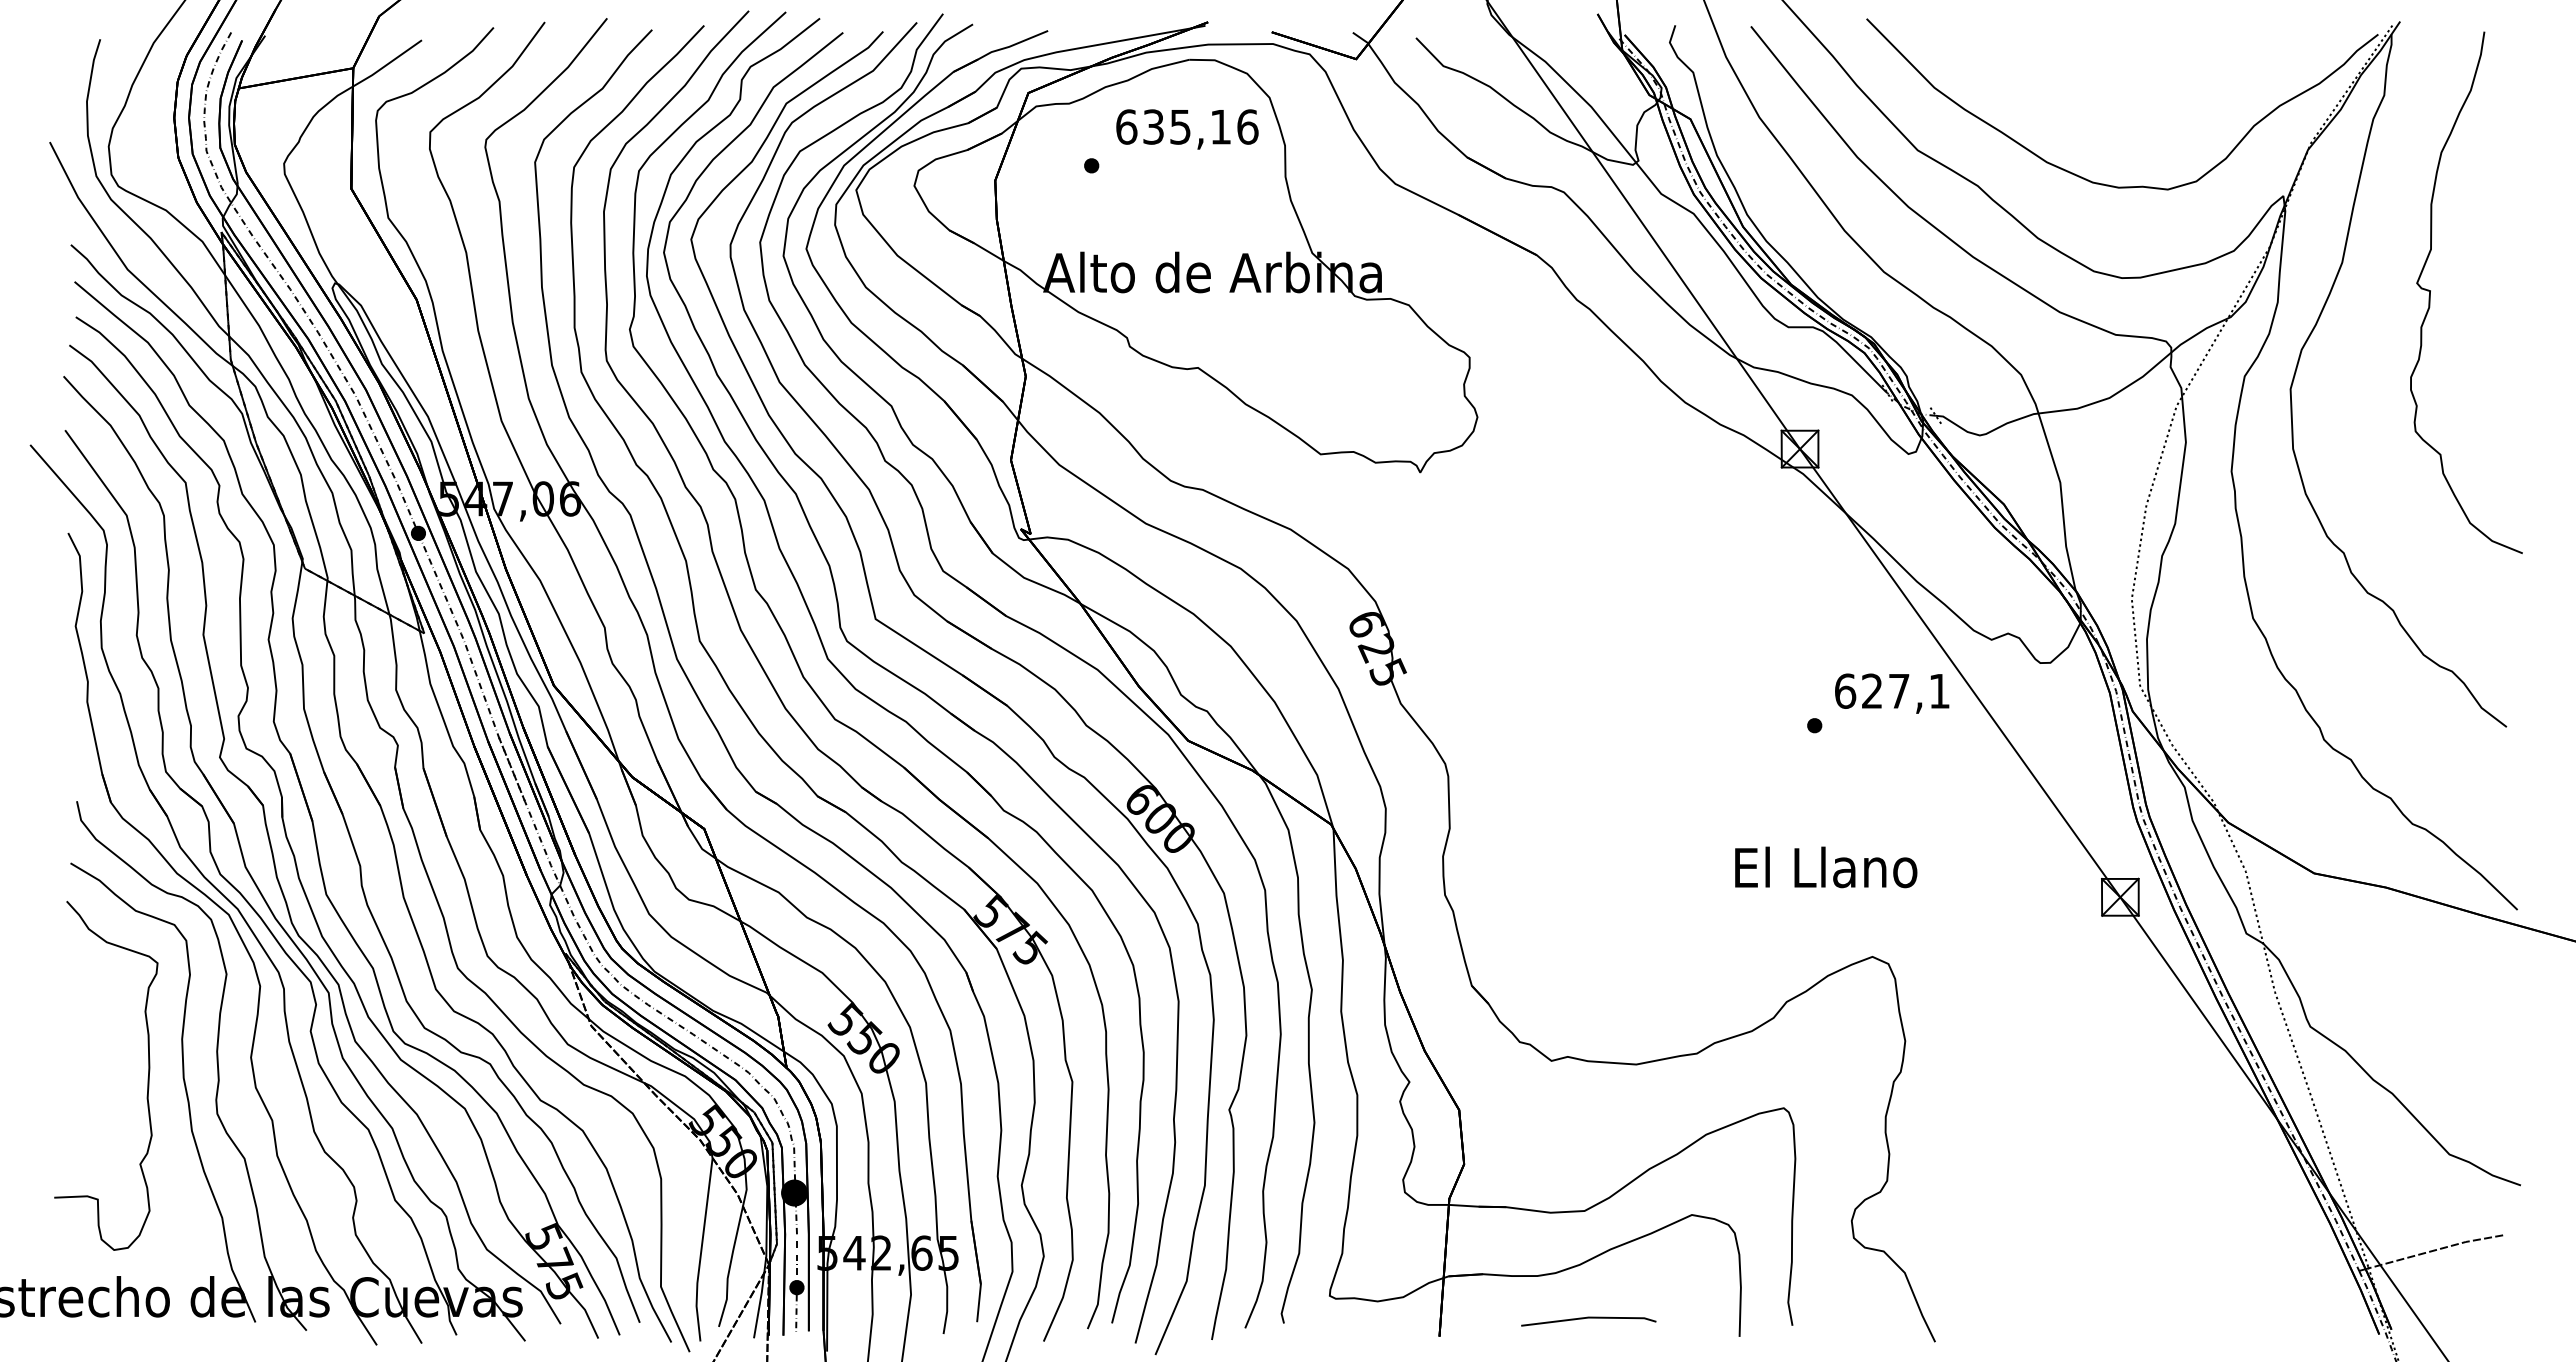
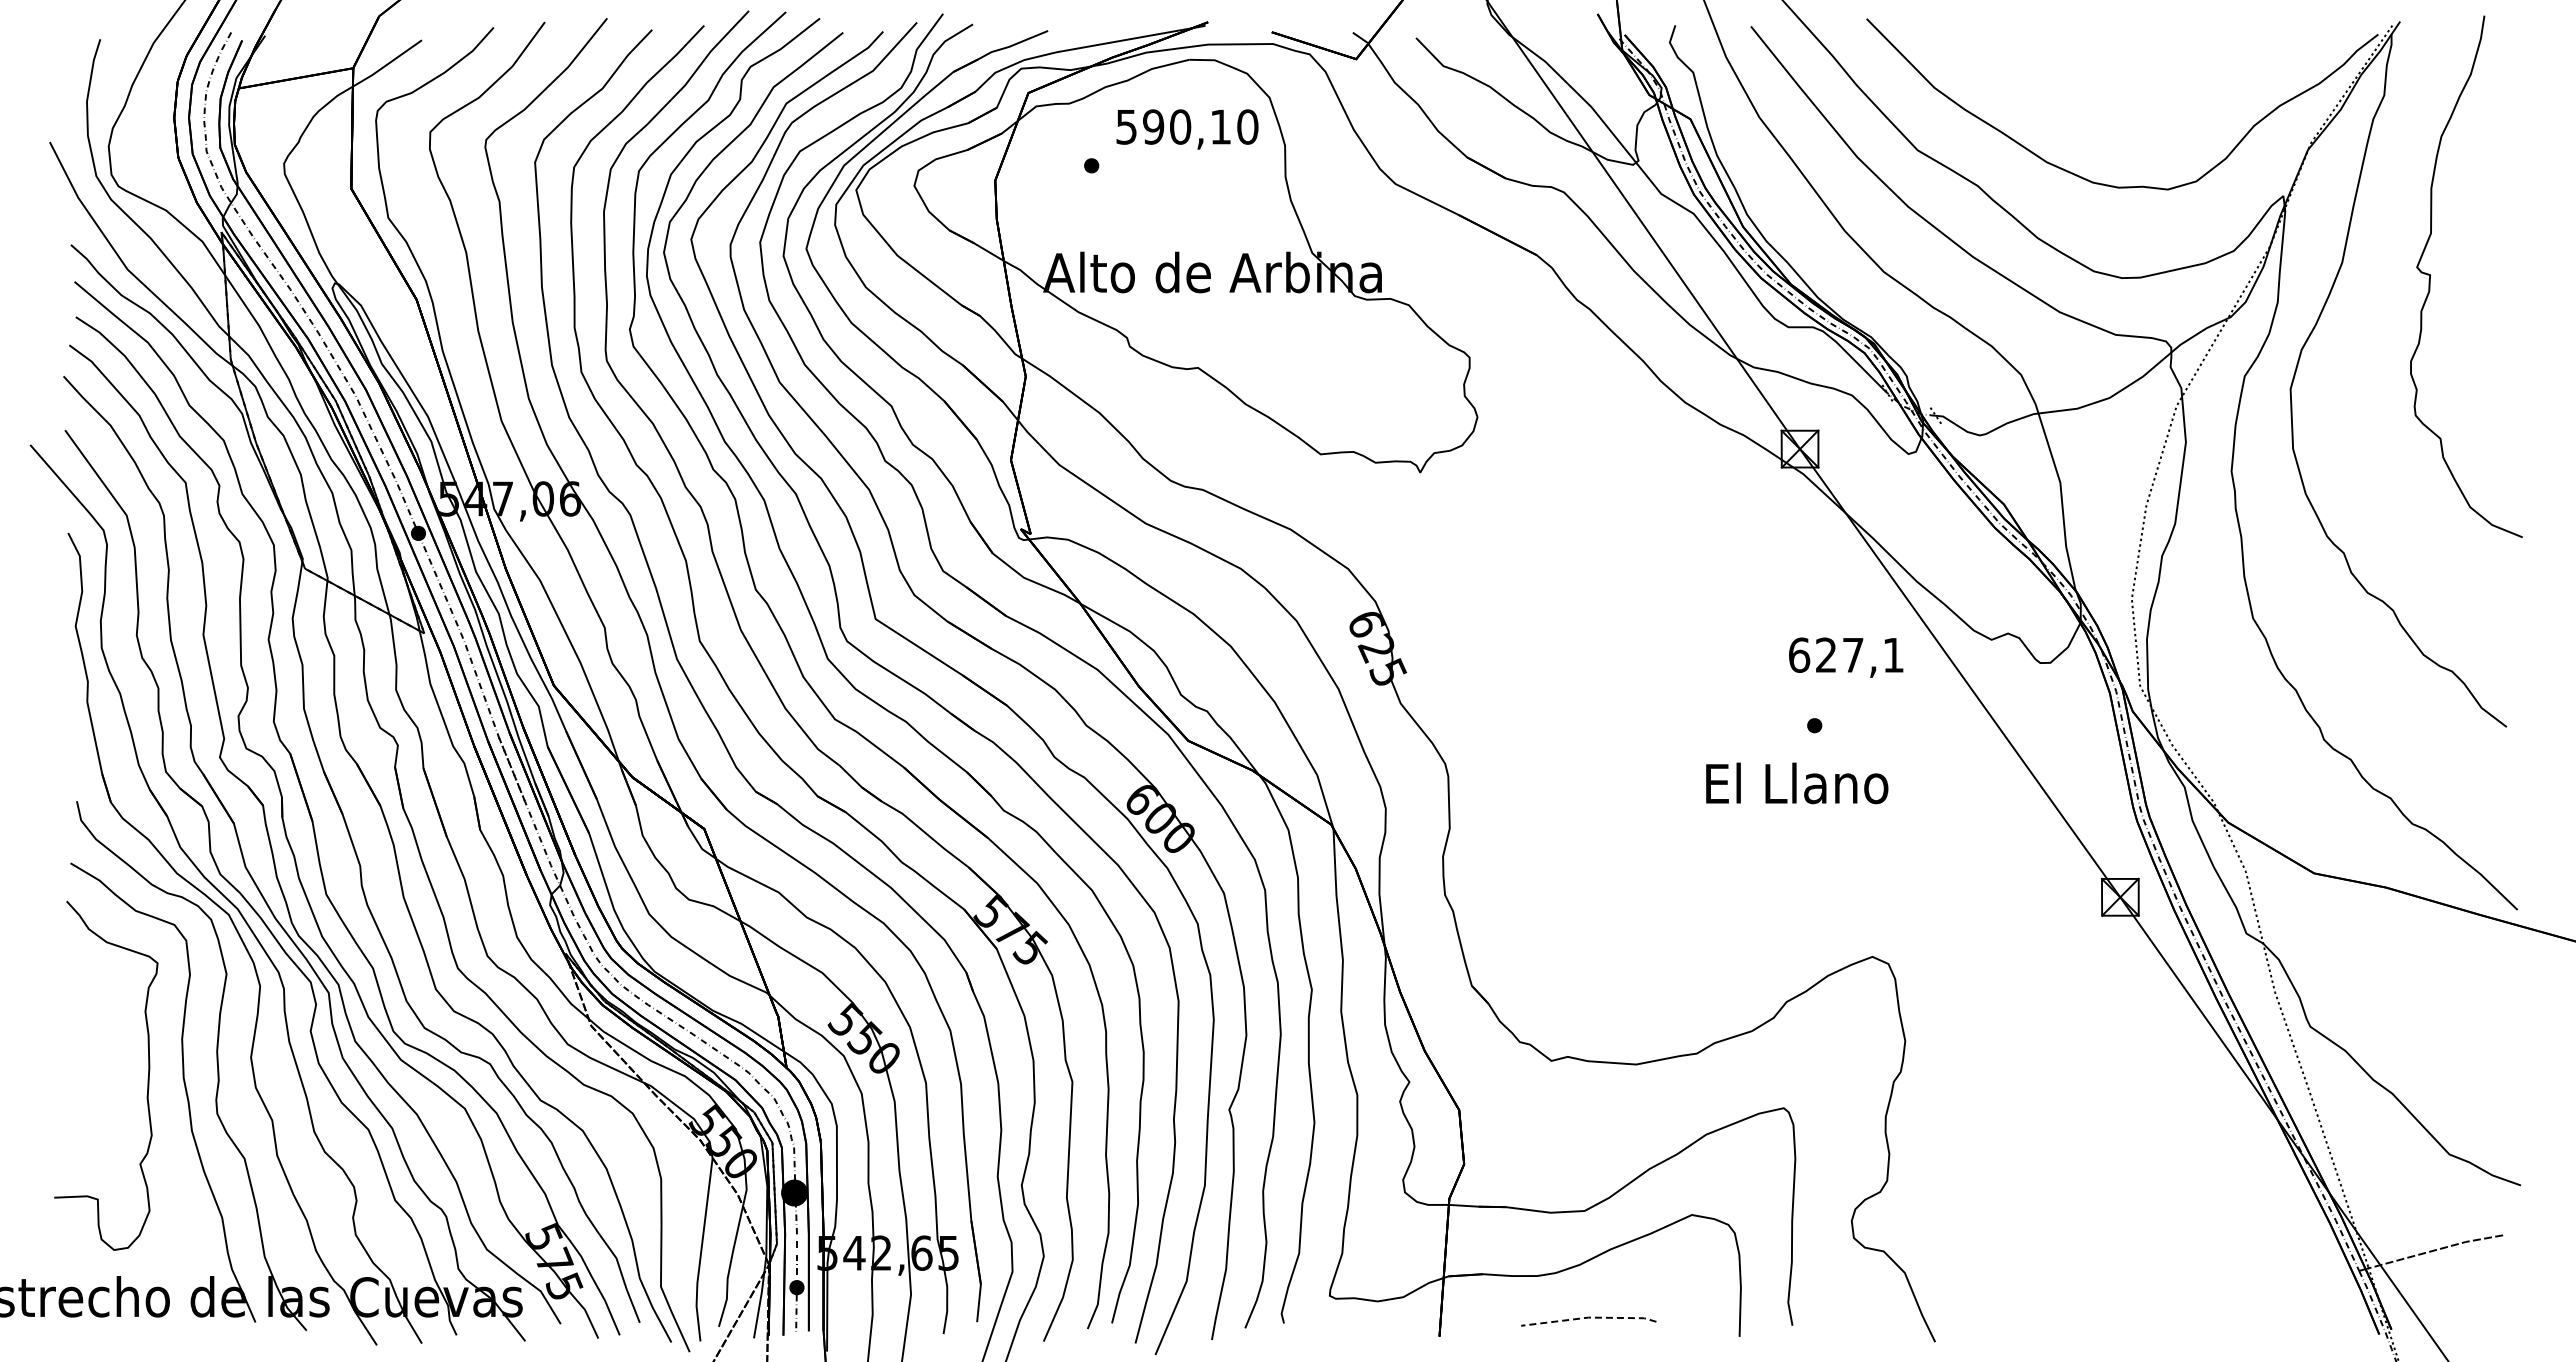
text: 635,16 -> 590,10 (1187, 126)
curve position: (2430, 292) -> (2430, 276) (2430, 276)
text position: (1892, 693) -> (1846, 657) (1846, 657)
text position: (1826, 867) -> (1797, 783) (1797, 783)
line: solid -> dashed (1588, 1317)
